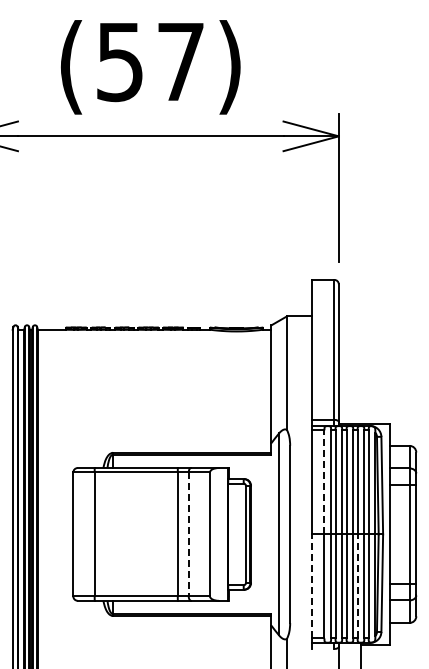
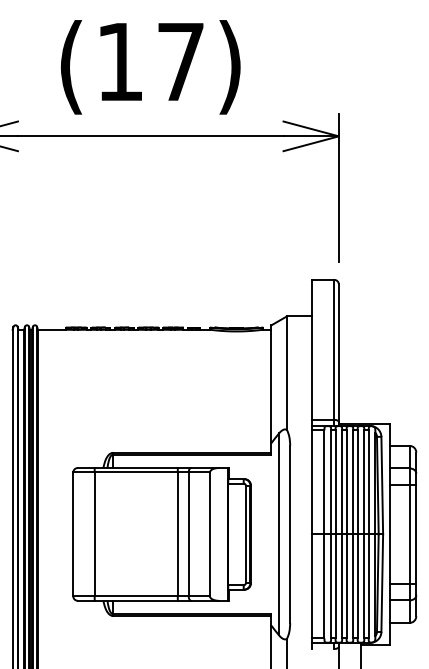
text: (57) -> (17) (119, 62)
line: dashed -> solid (324, 481)
line: dashed -> solid (188, 534)
line: dashed -> solid (312, 585)
line: dashed -> solid (357, 585)
